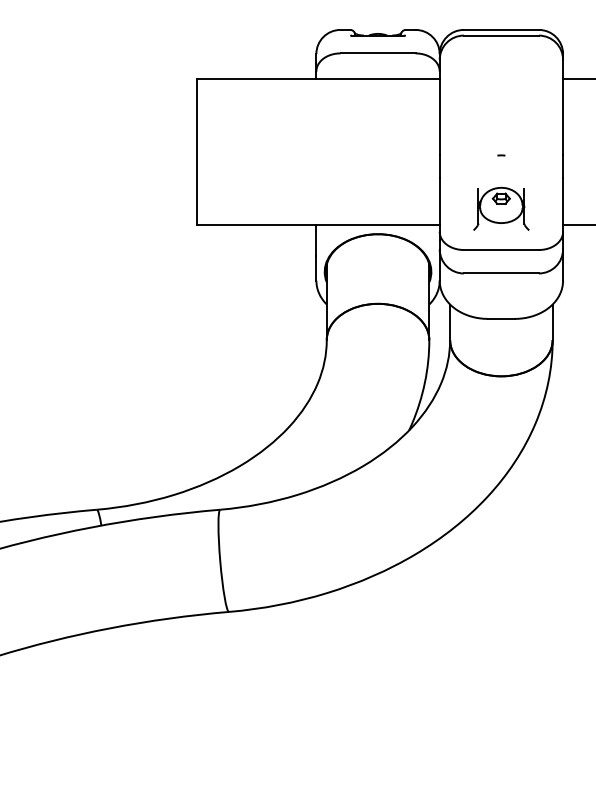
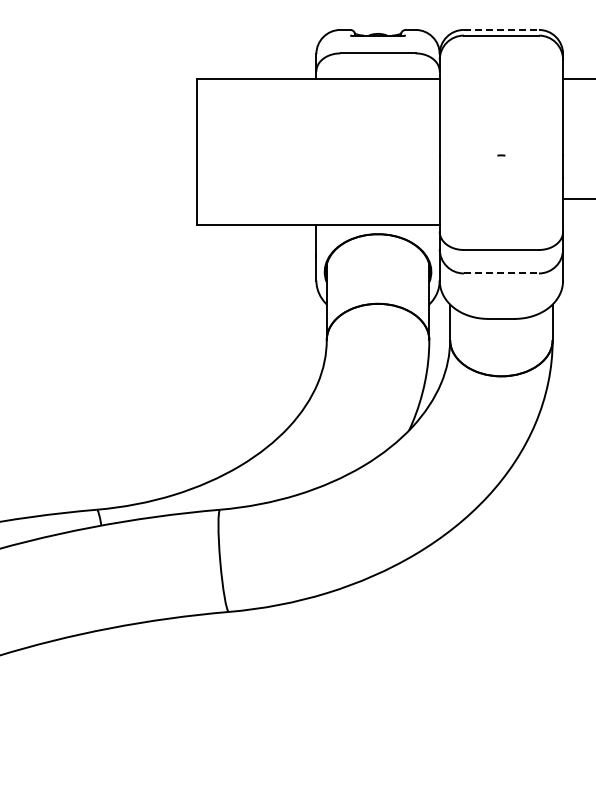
line: solid -> dashed (501, 29)
part: present -> none (501, 208)
line position: (577, 224) -> (577, 198) (577, 198)
line: solid -> dashed (501, 273)
